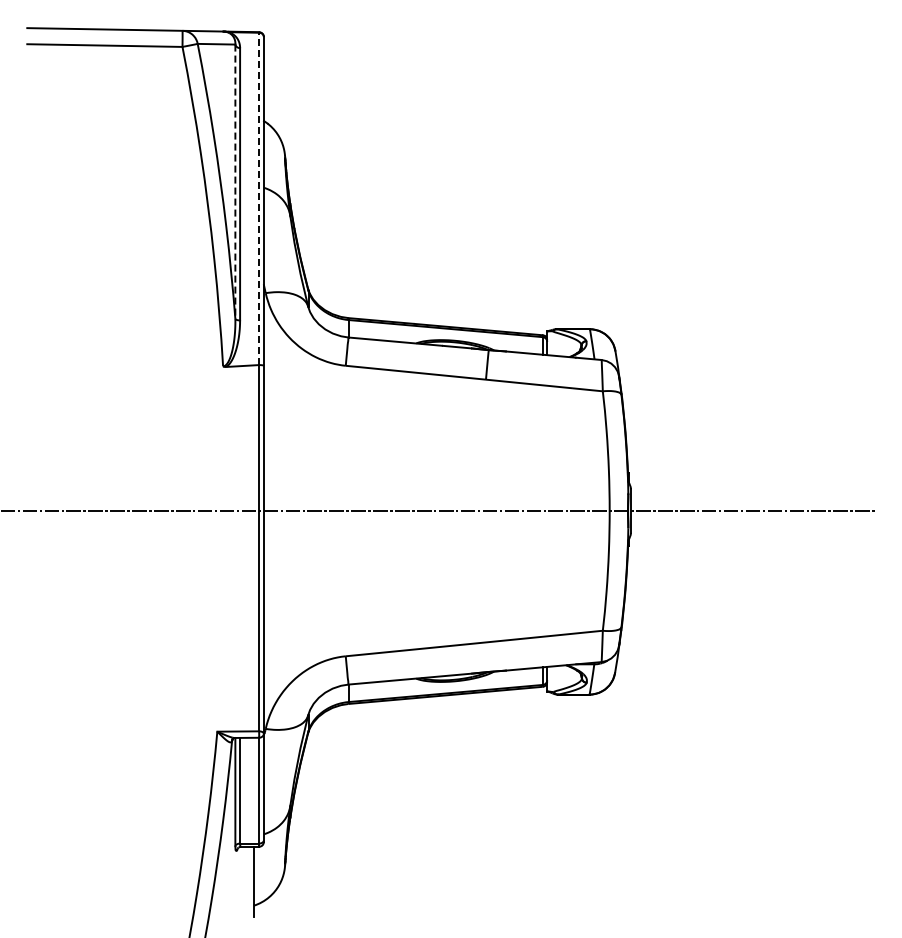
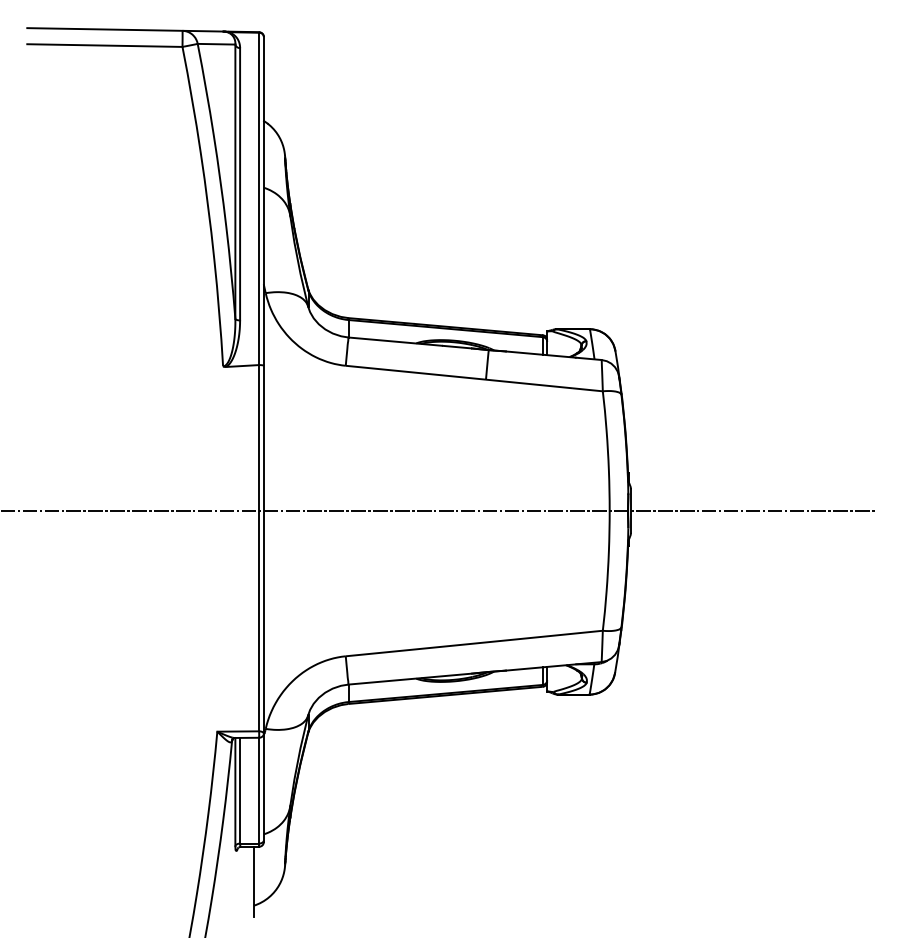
line: dashed -> solid (235, 182)
line: dashed -> solid (259, 198)
